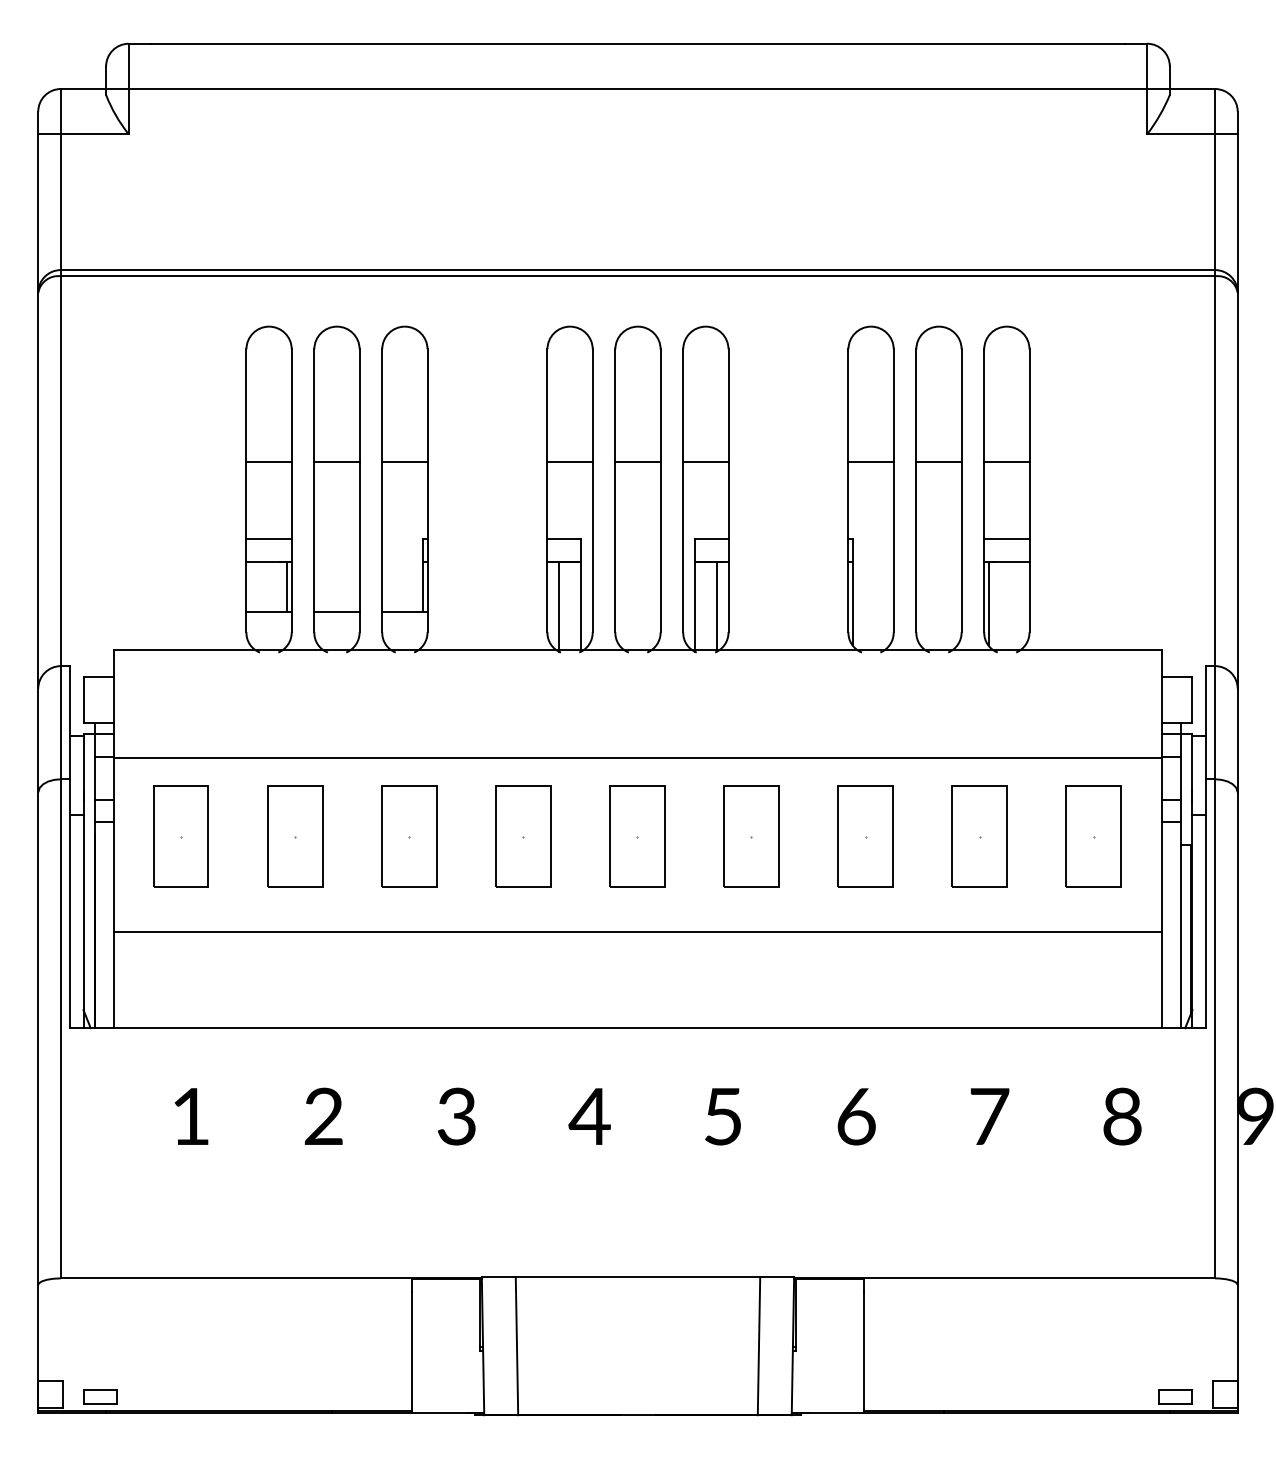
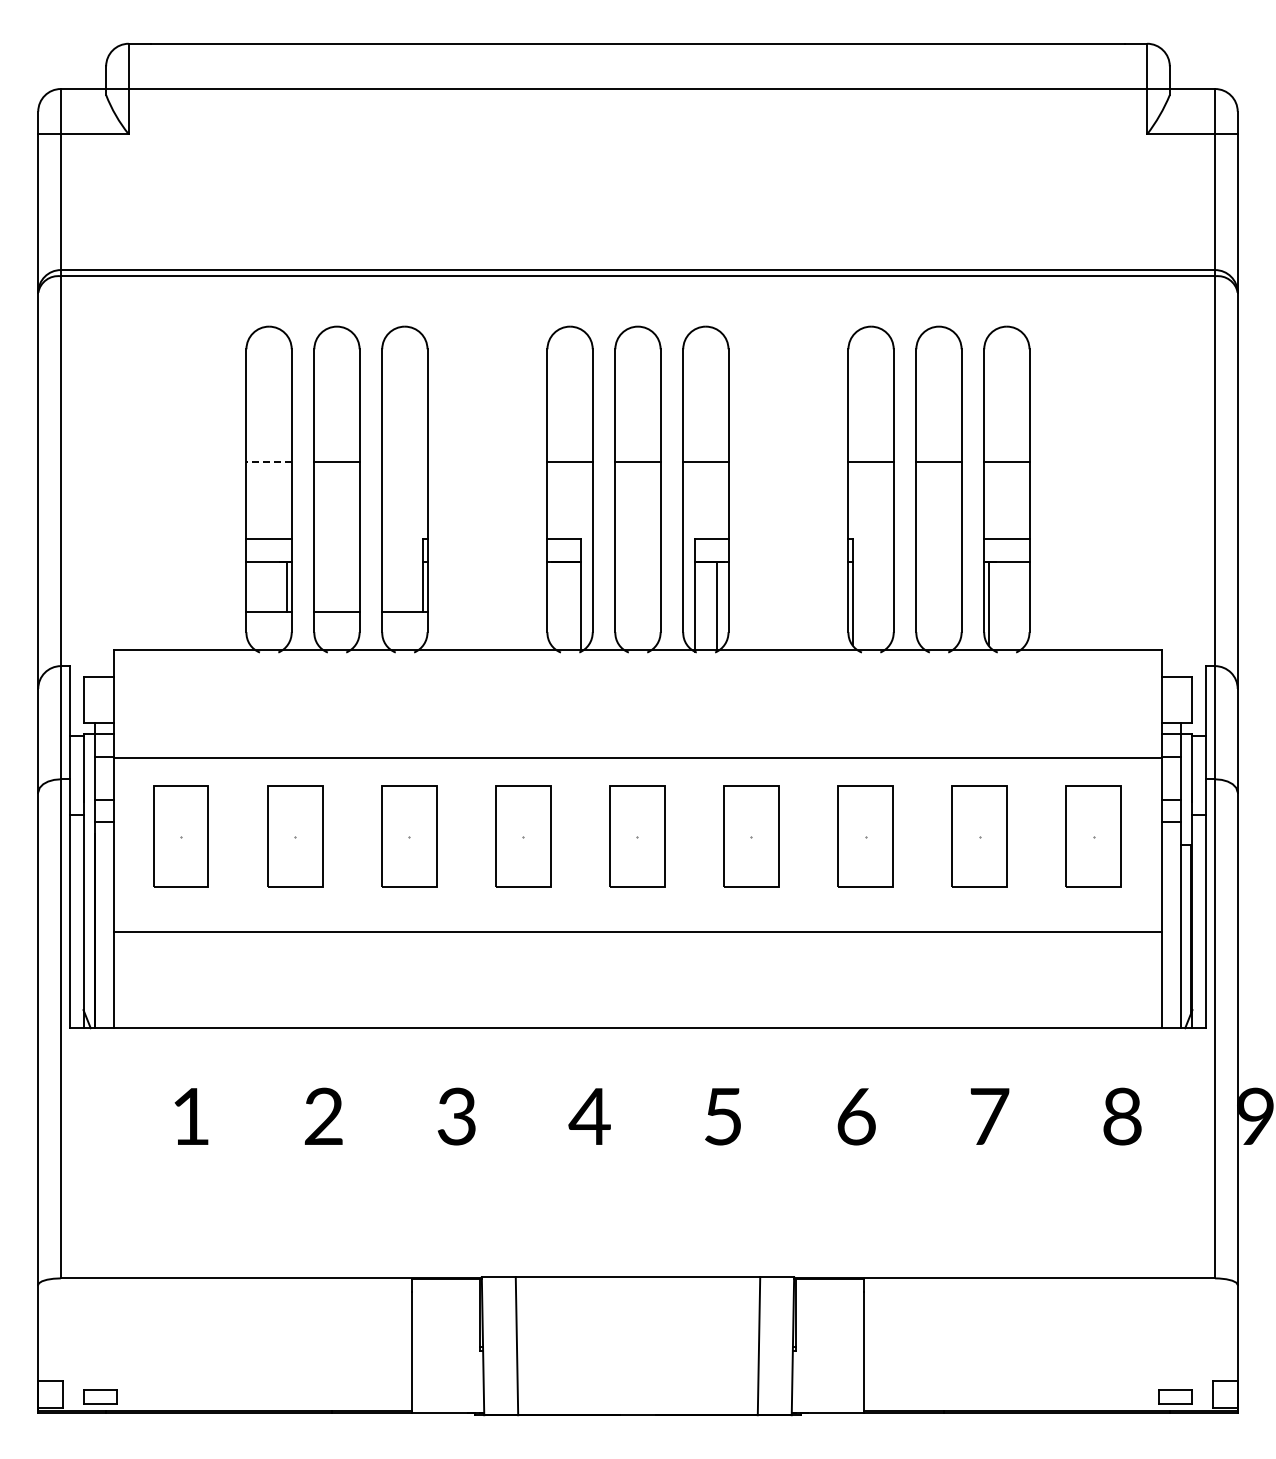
line: solid -> dashed (269, 462)
line: present -> none (404, 462)
line: present -> none (558, 606)
